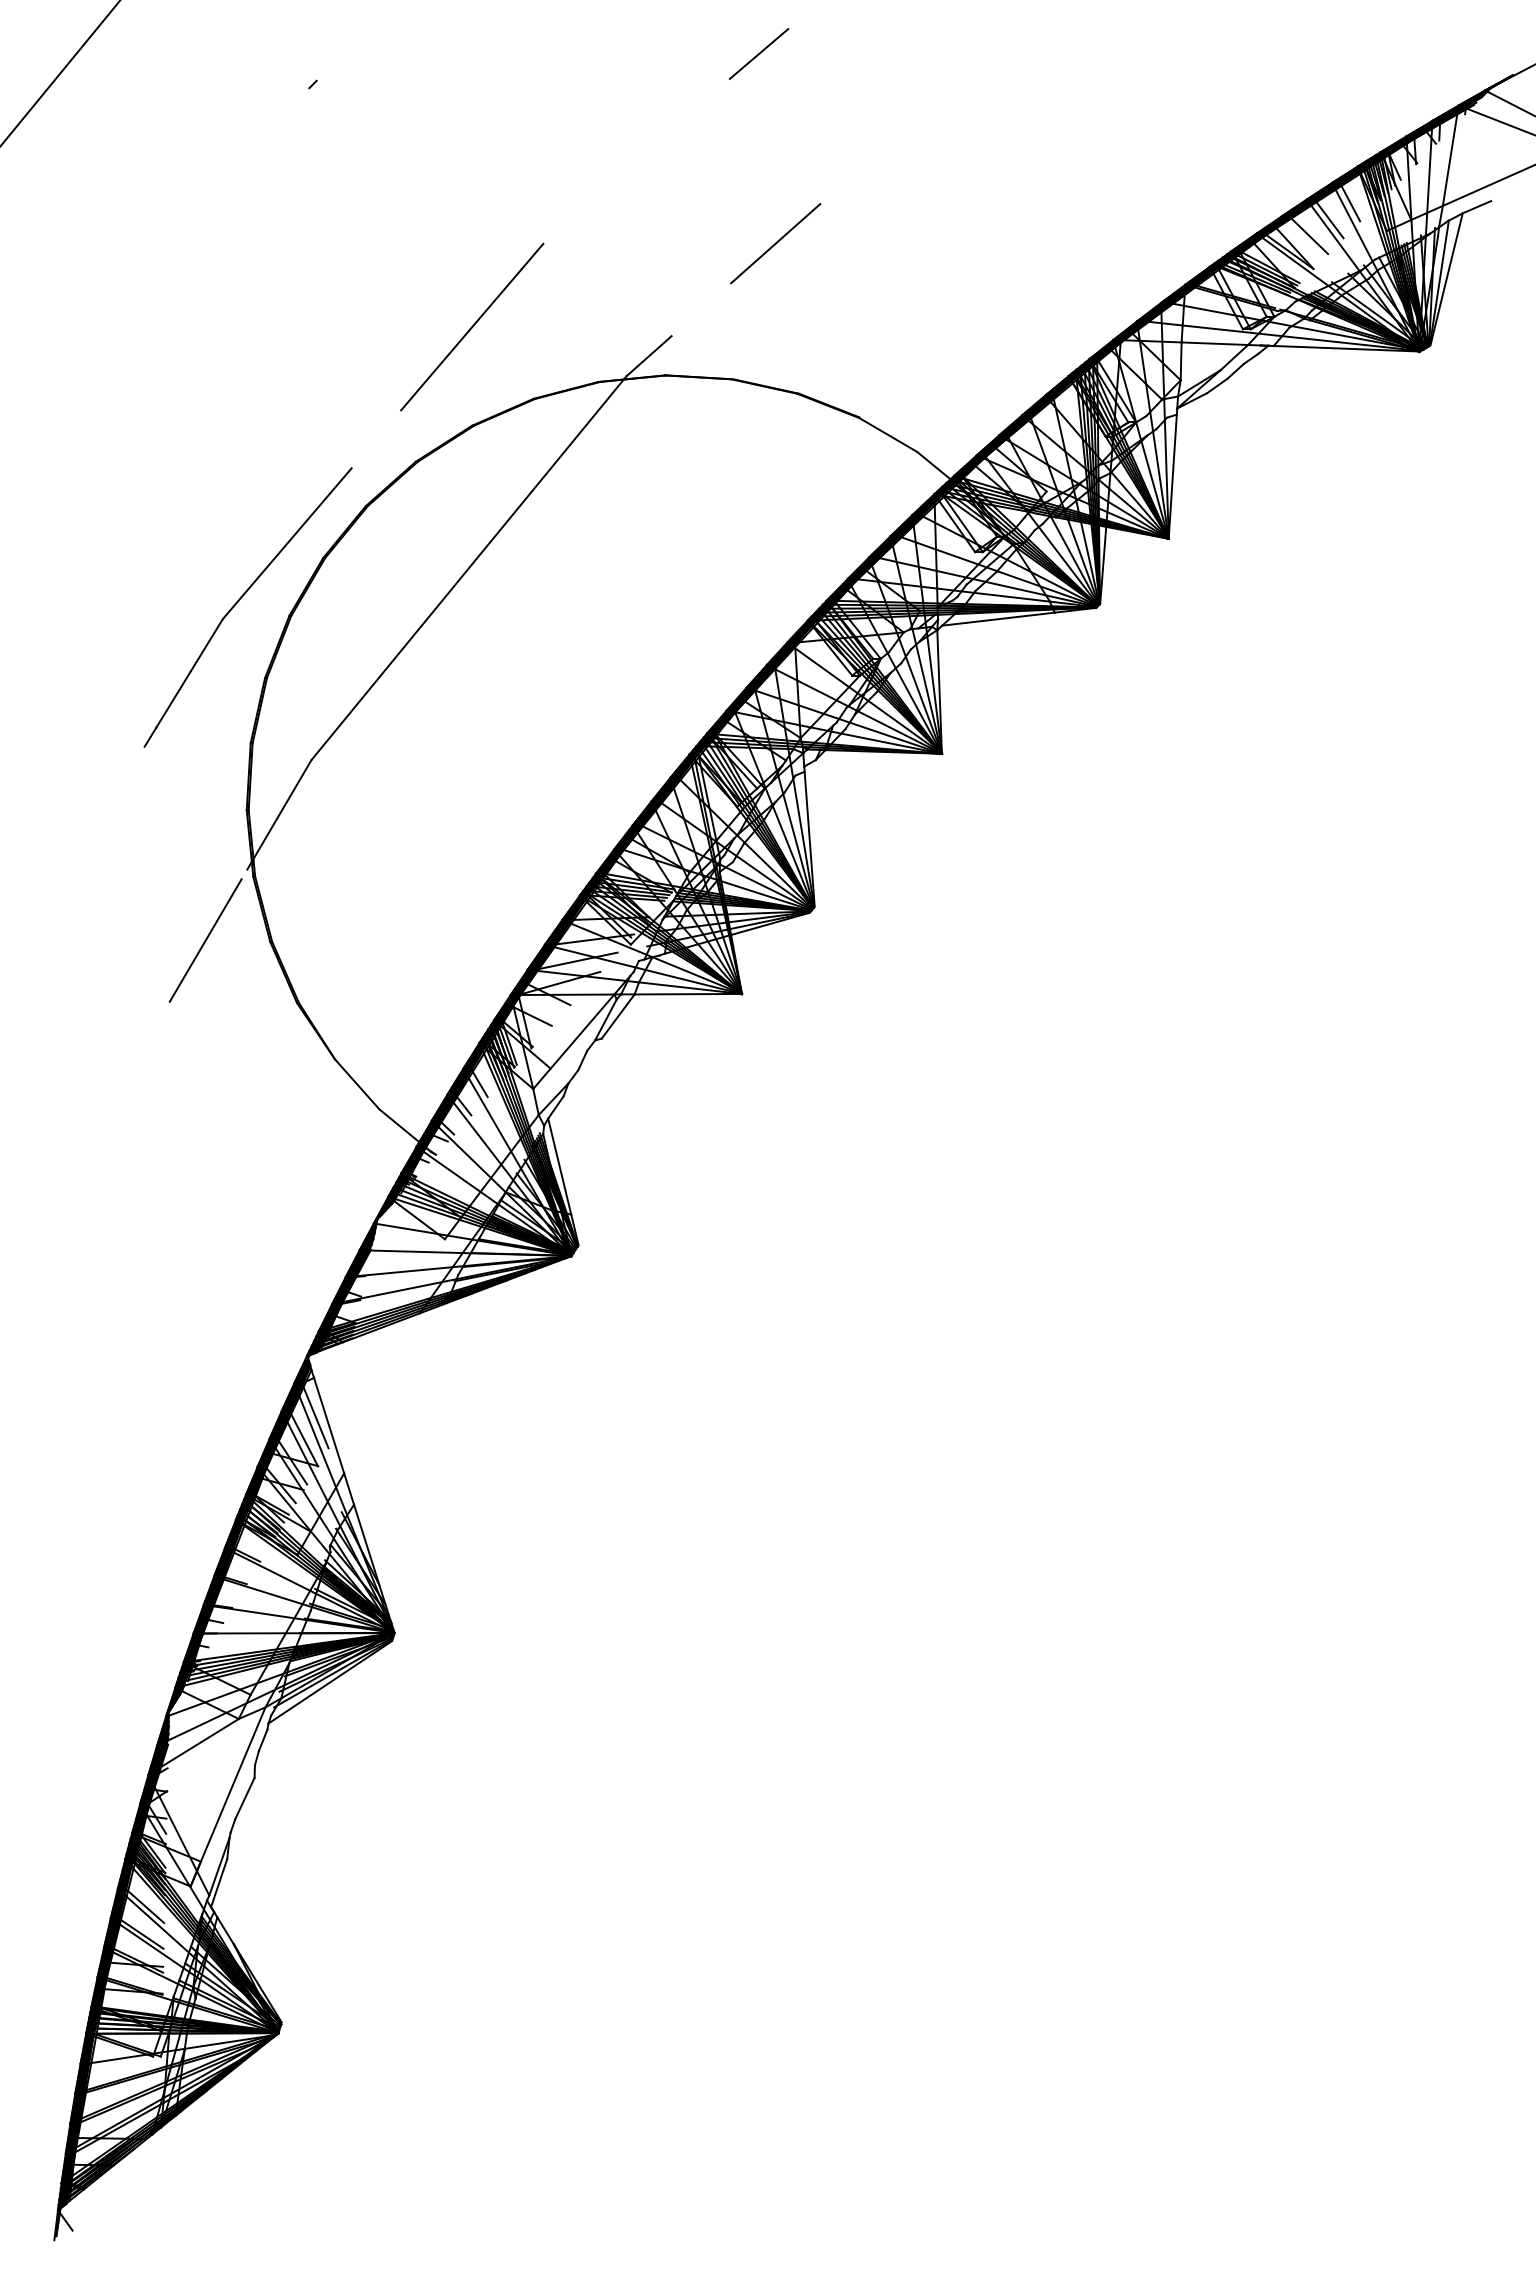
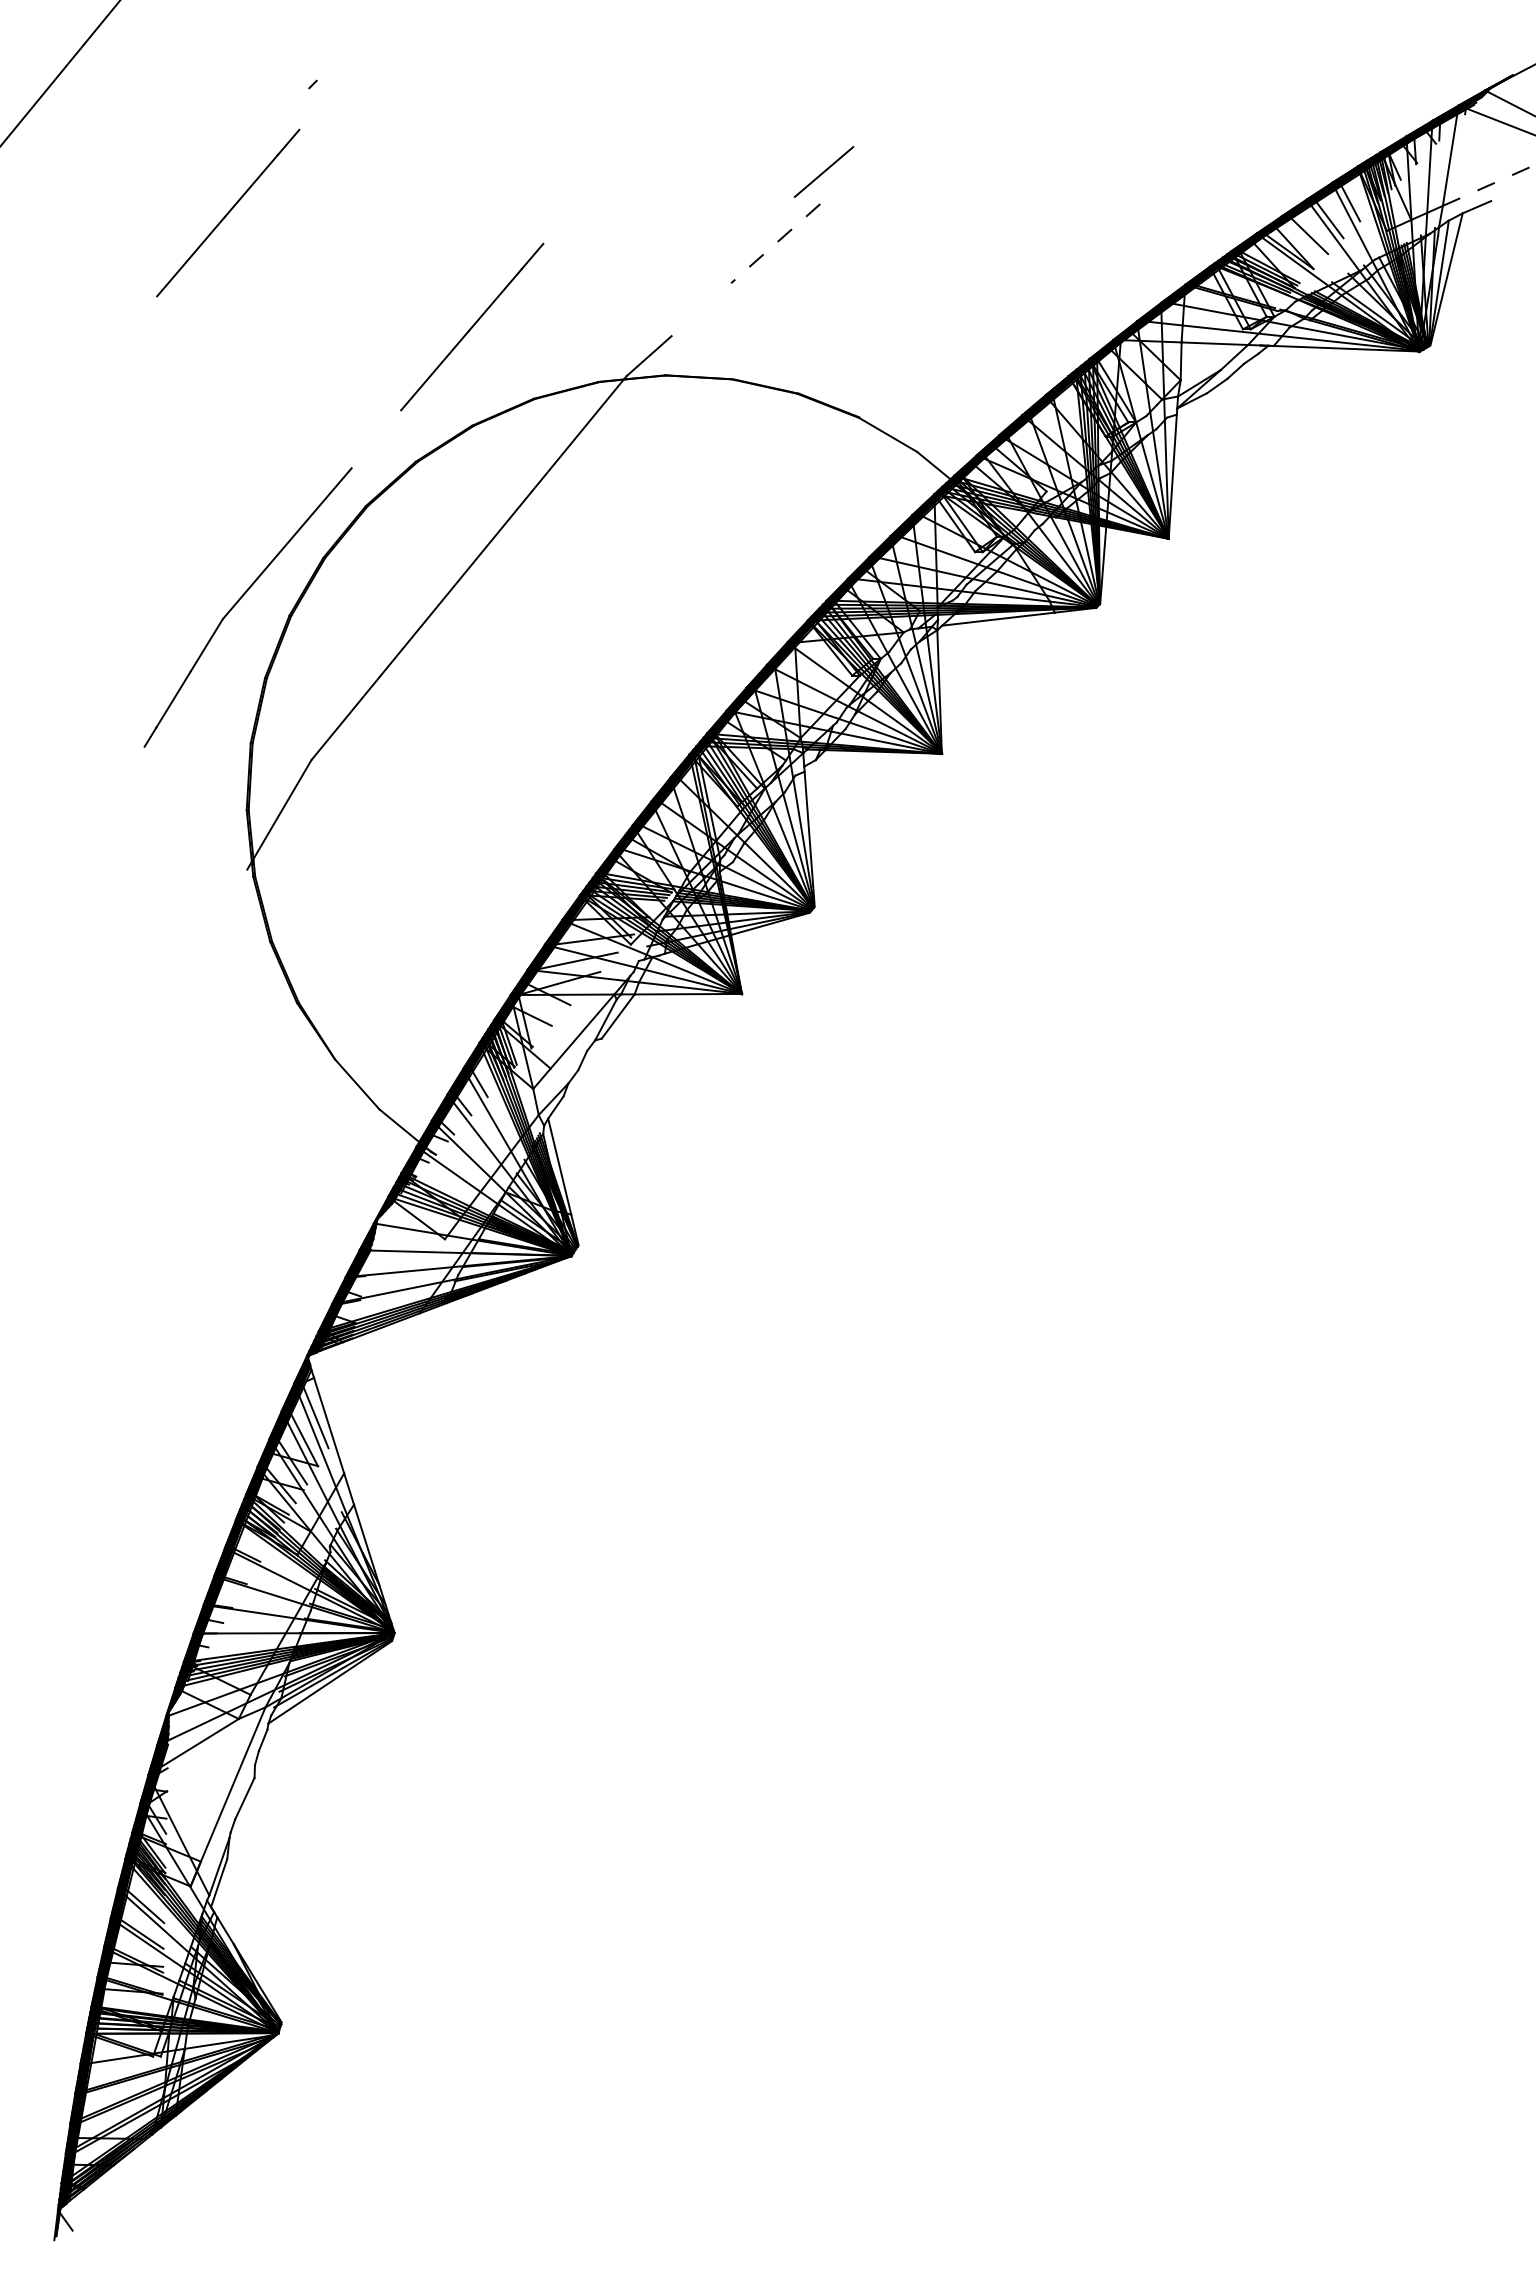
line position: (758, 53) -> (823, 171) (823, 171)
line: solid -> dashed (1489, 185)
line: none -> present (228, 212)
line: solid -> dashed (775, 243)
line: present -> none (205, 940)
